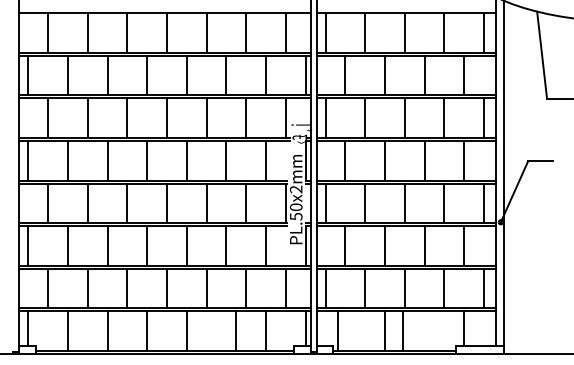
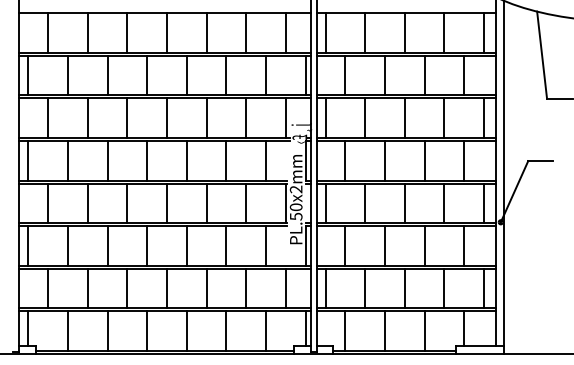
line position: (236, 331) -> (226, 331) (226, 331)
line position: (338, 331) -> (345, 331) (345, 331)
line position: (402, 331) -> (424, 331) (424, 331)
